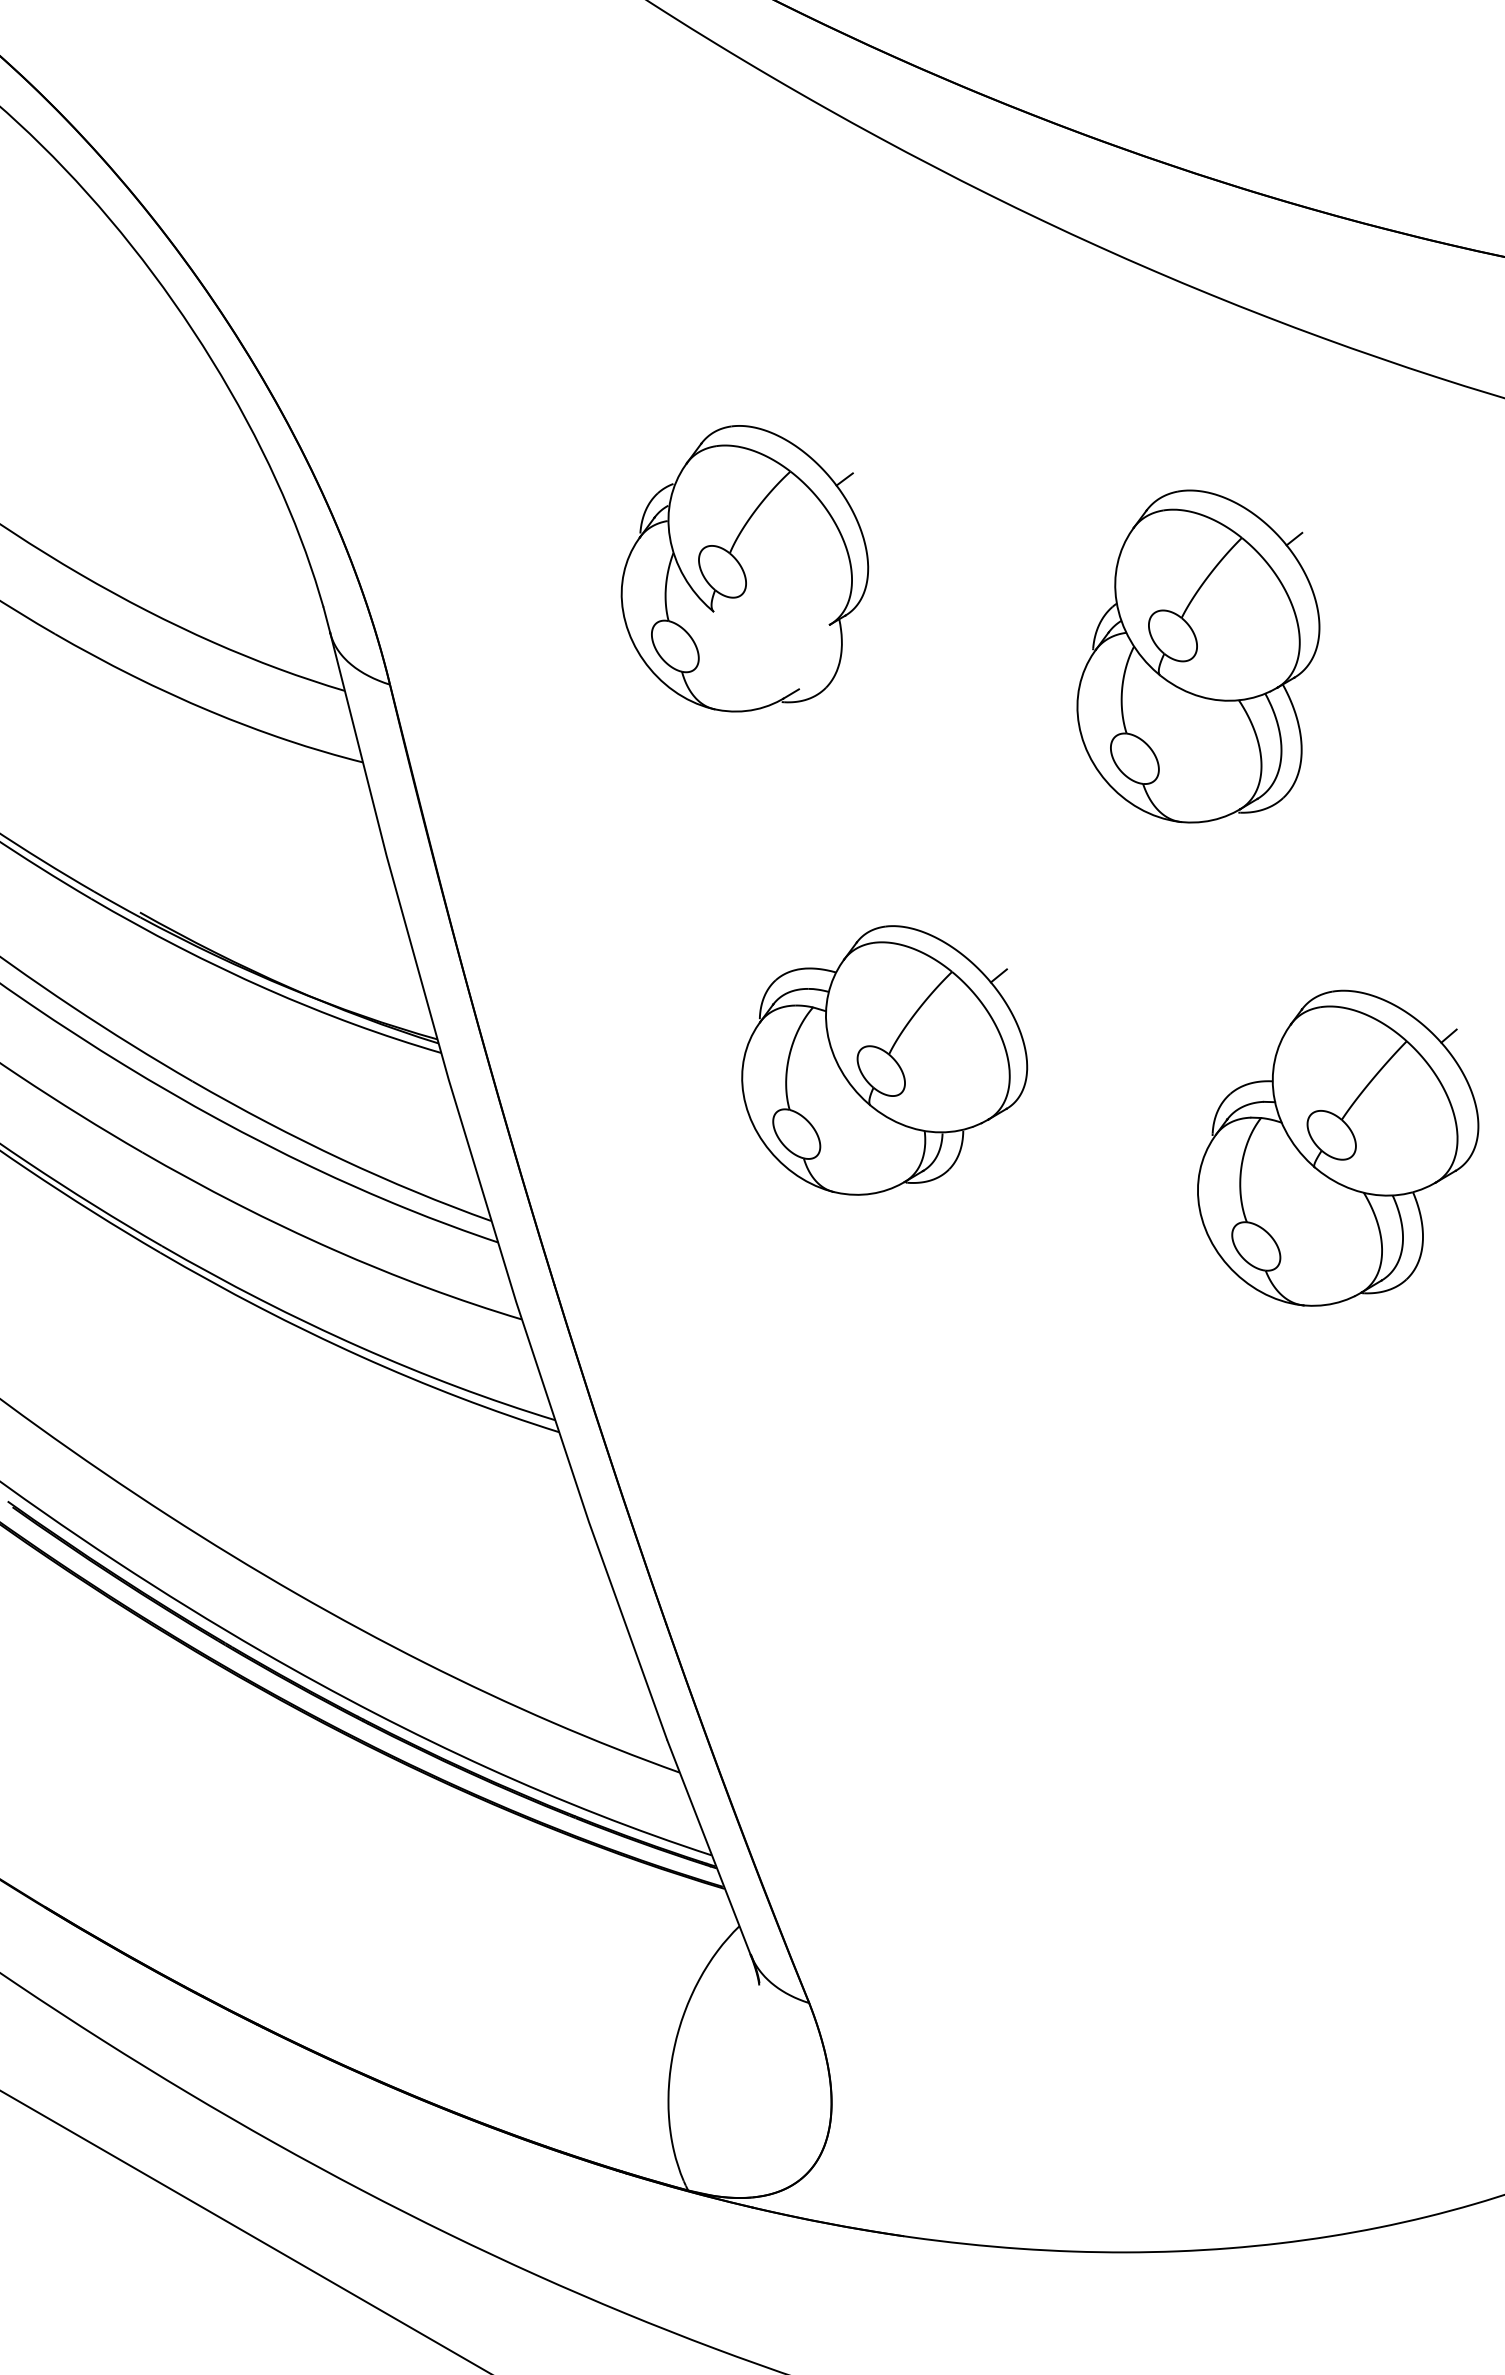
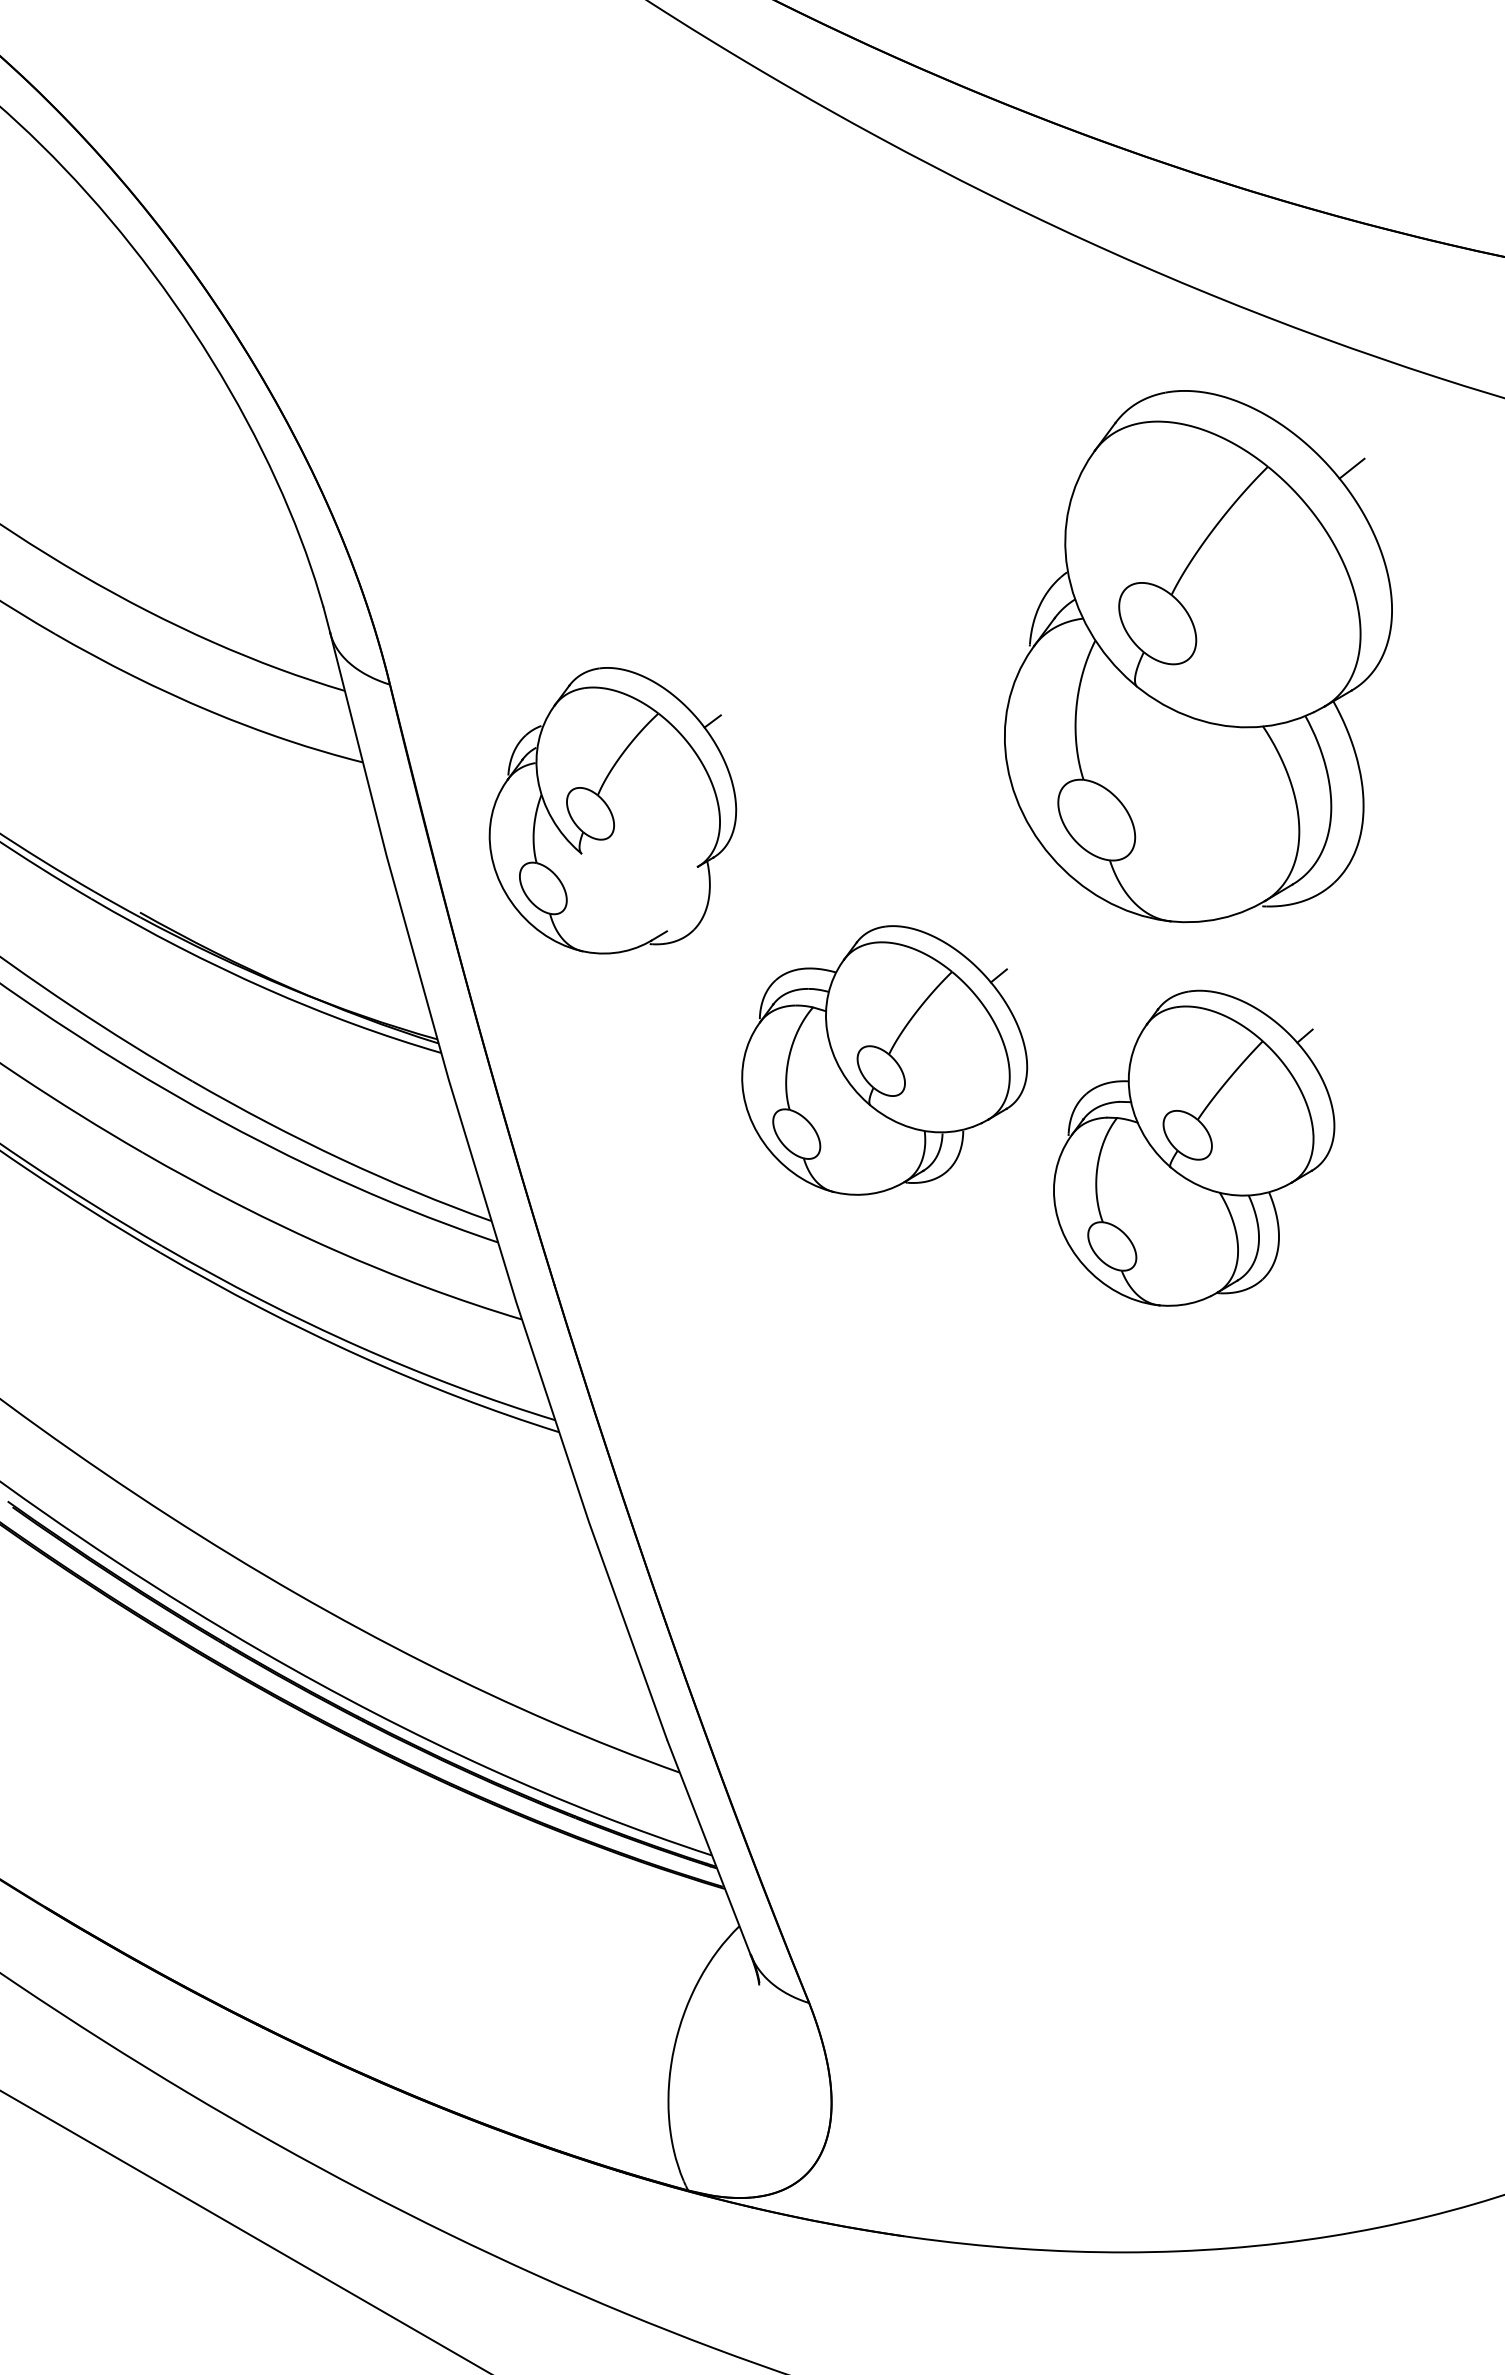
part position: (744, 568) -> (612, 810) (612, 810)
part size: 245x335 px -> 389x534 px (1198, 656)
part position: (1338, 1147) -> (1194, 1147) (1194, 1147)
